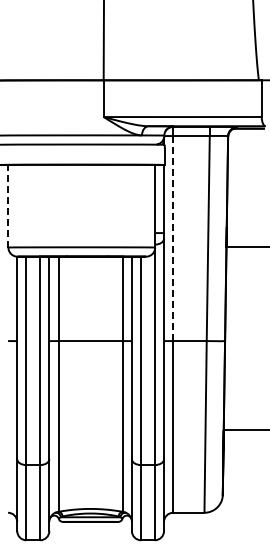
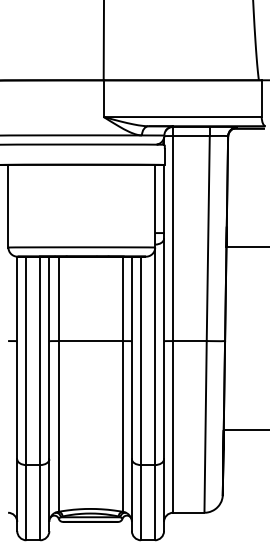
line: dashed -> solid (8, 205)
line: dashed -> solid (173, 238)
